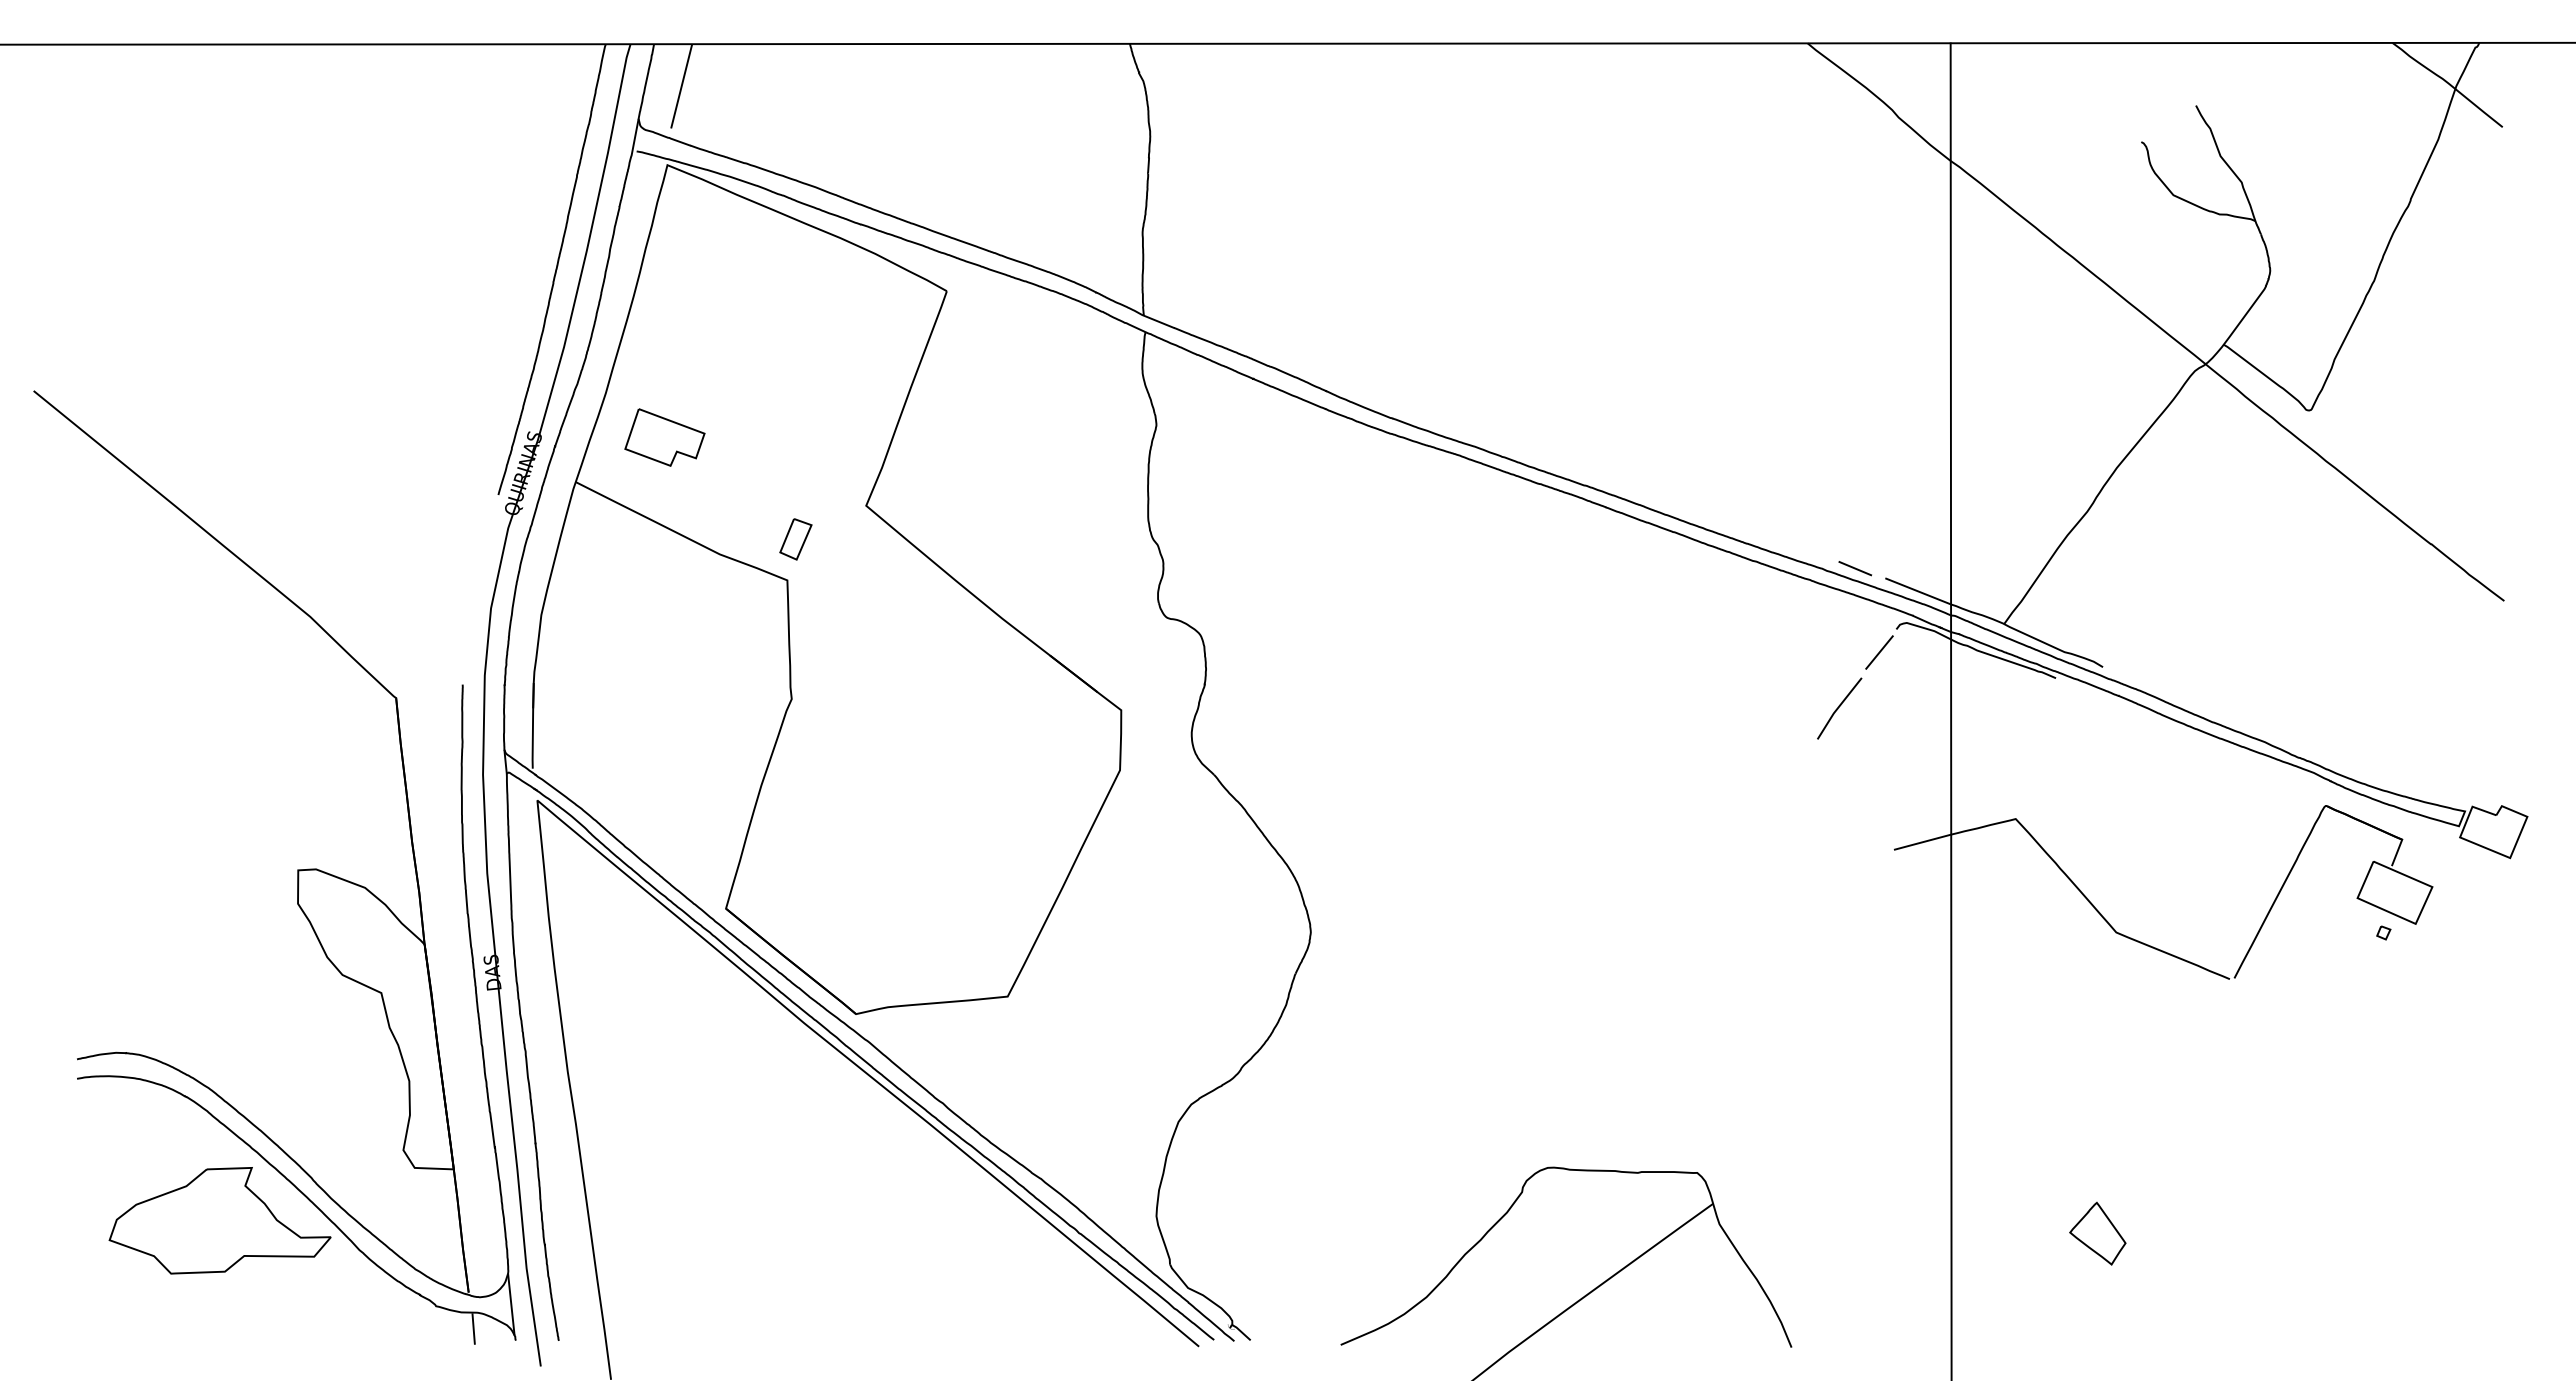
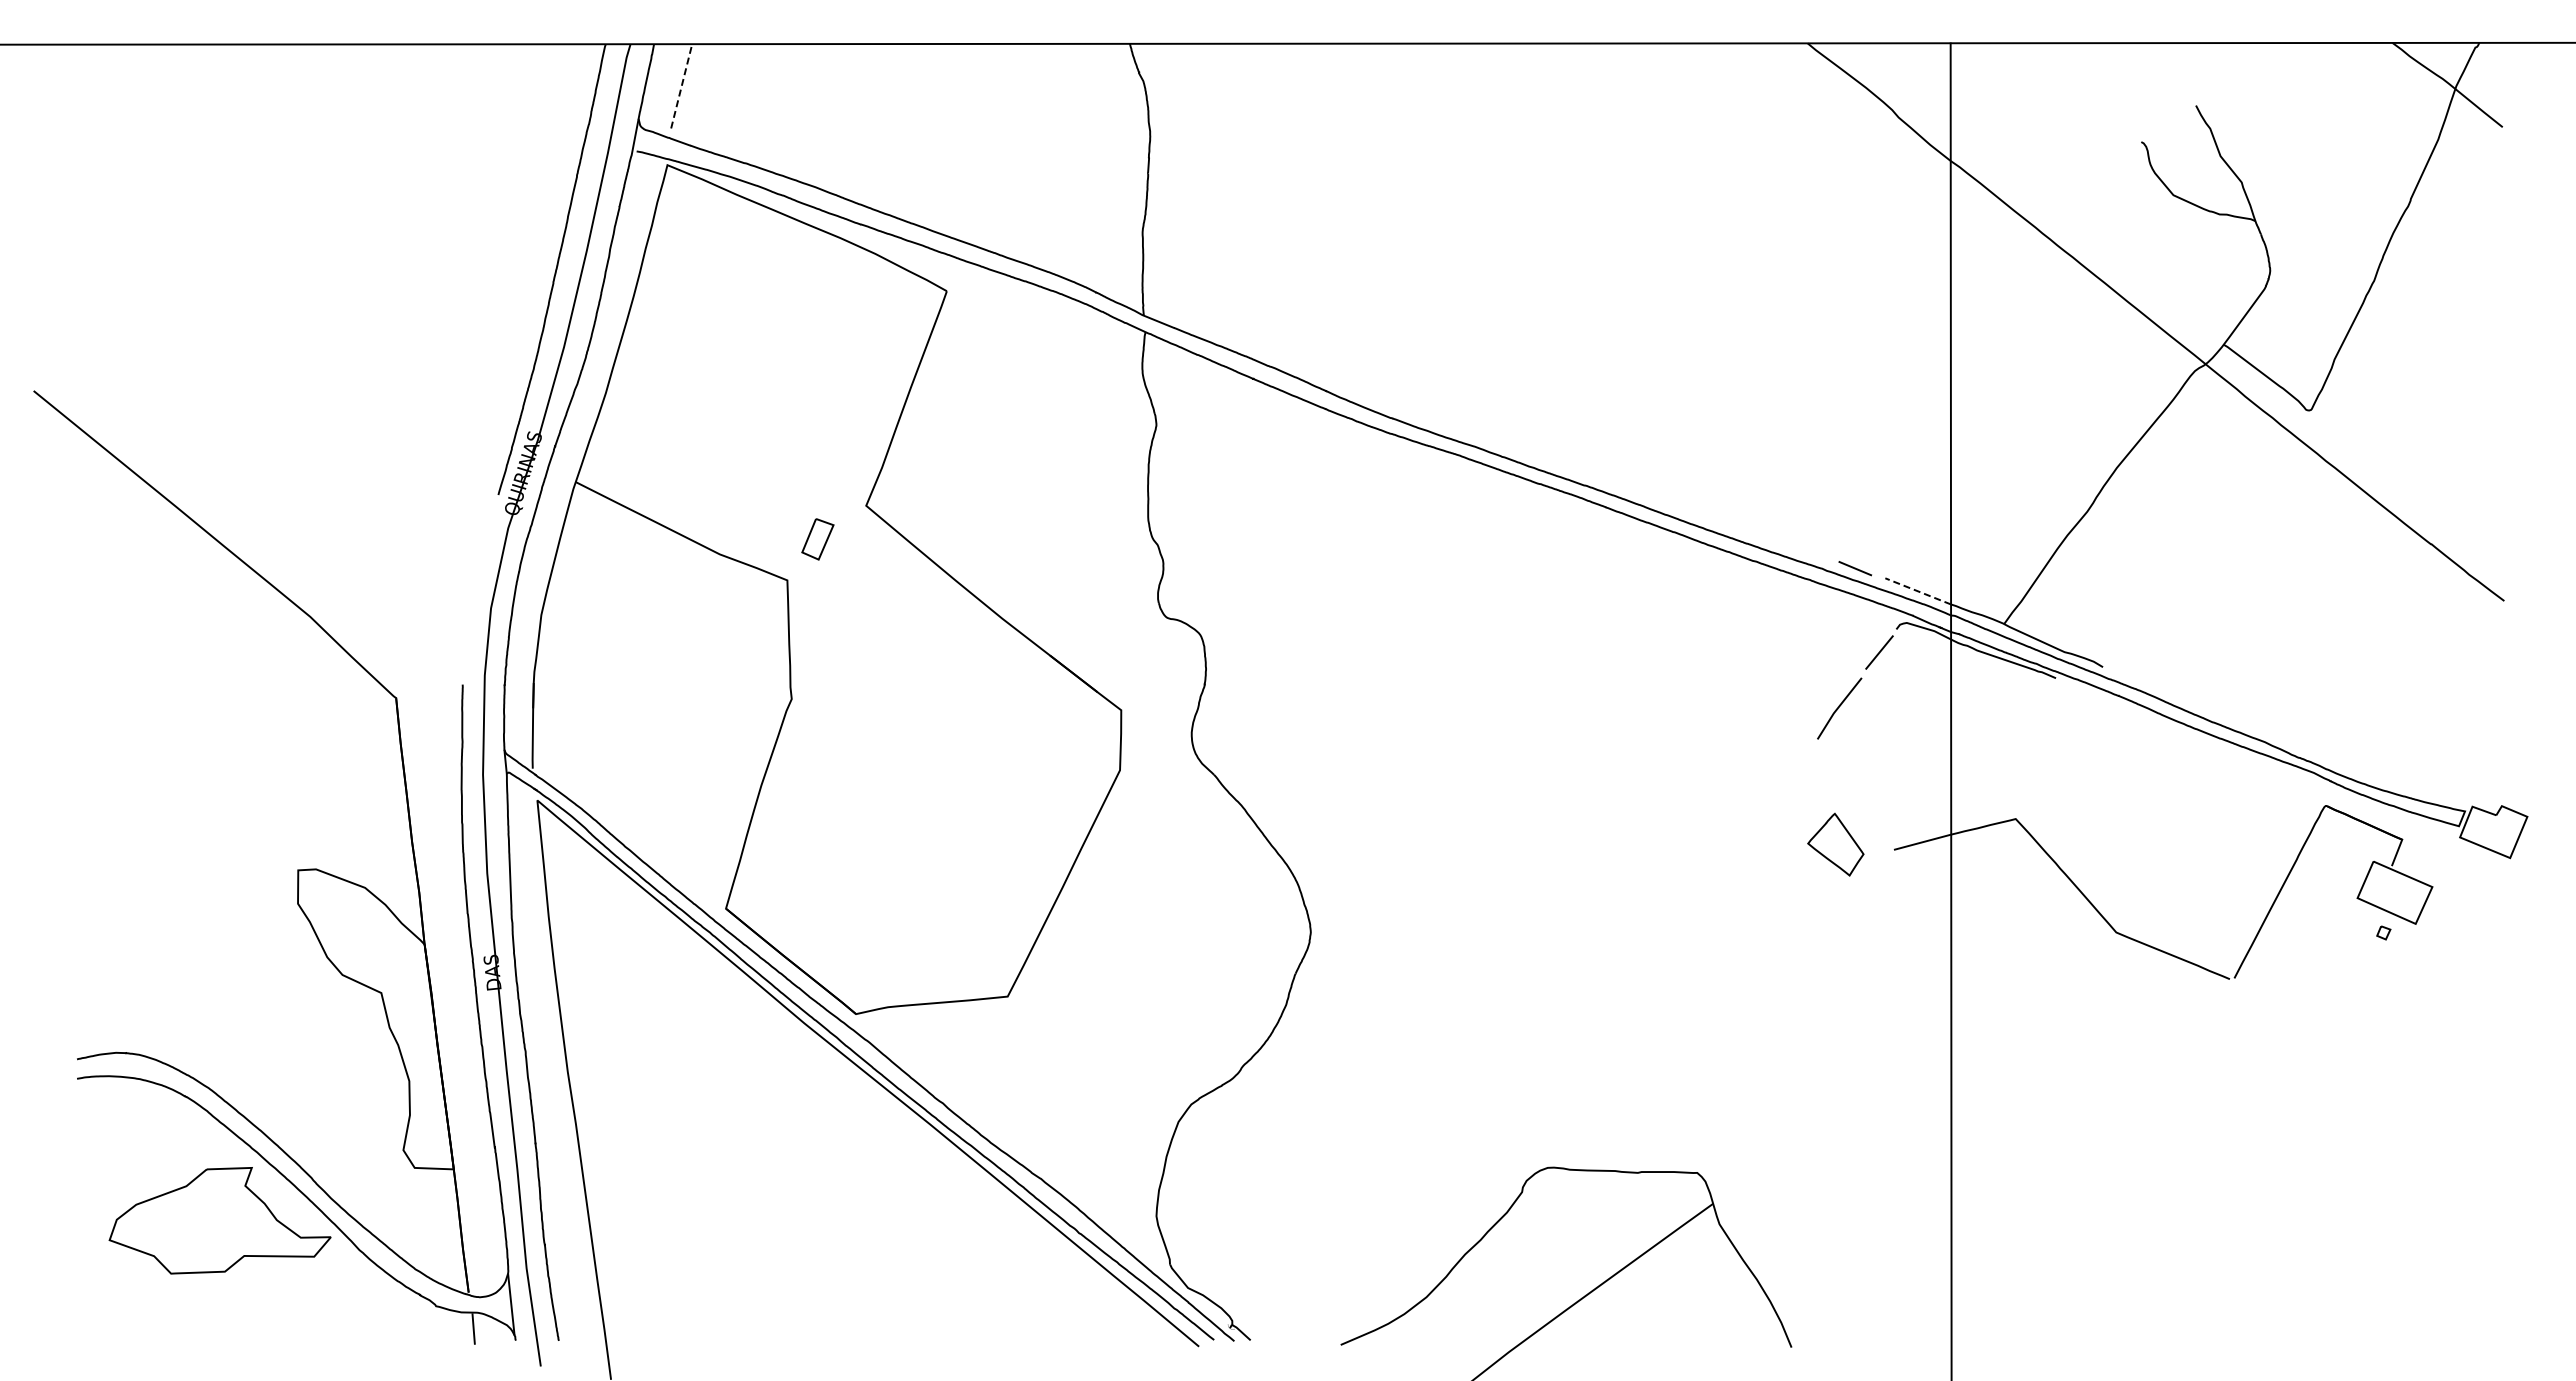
line: solid -> dashed (681, 85)
part: present -> none (664, 437)
part position: (795, 539) -> (817, 539) (817, 539)
line: solid -> dashed (1917, 591)
part position: (2097, 1233) -> (1835, 844) (1835, 844)
